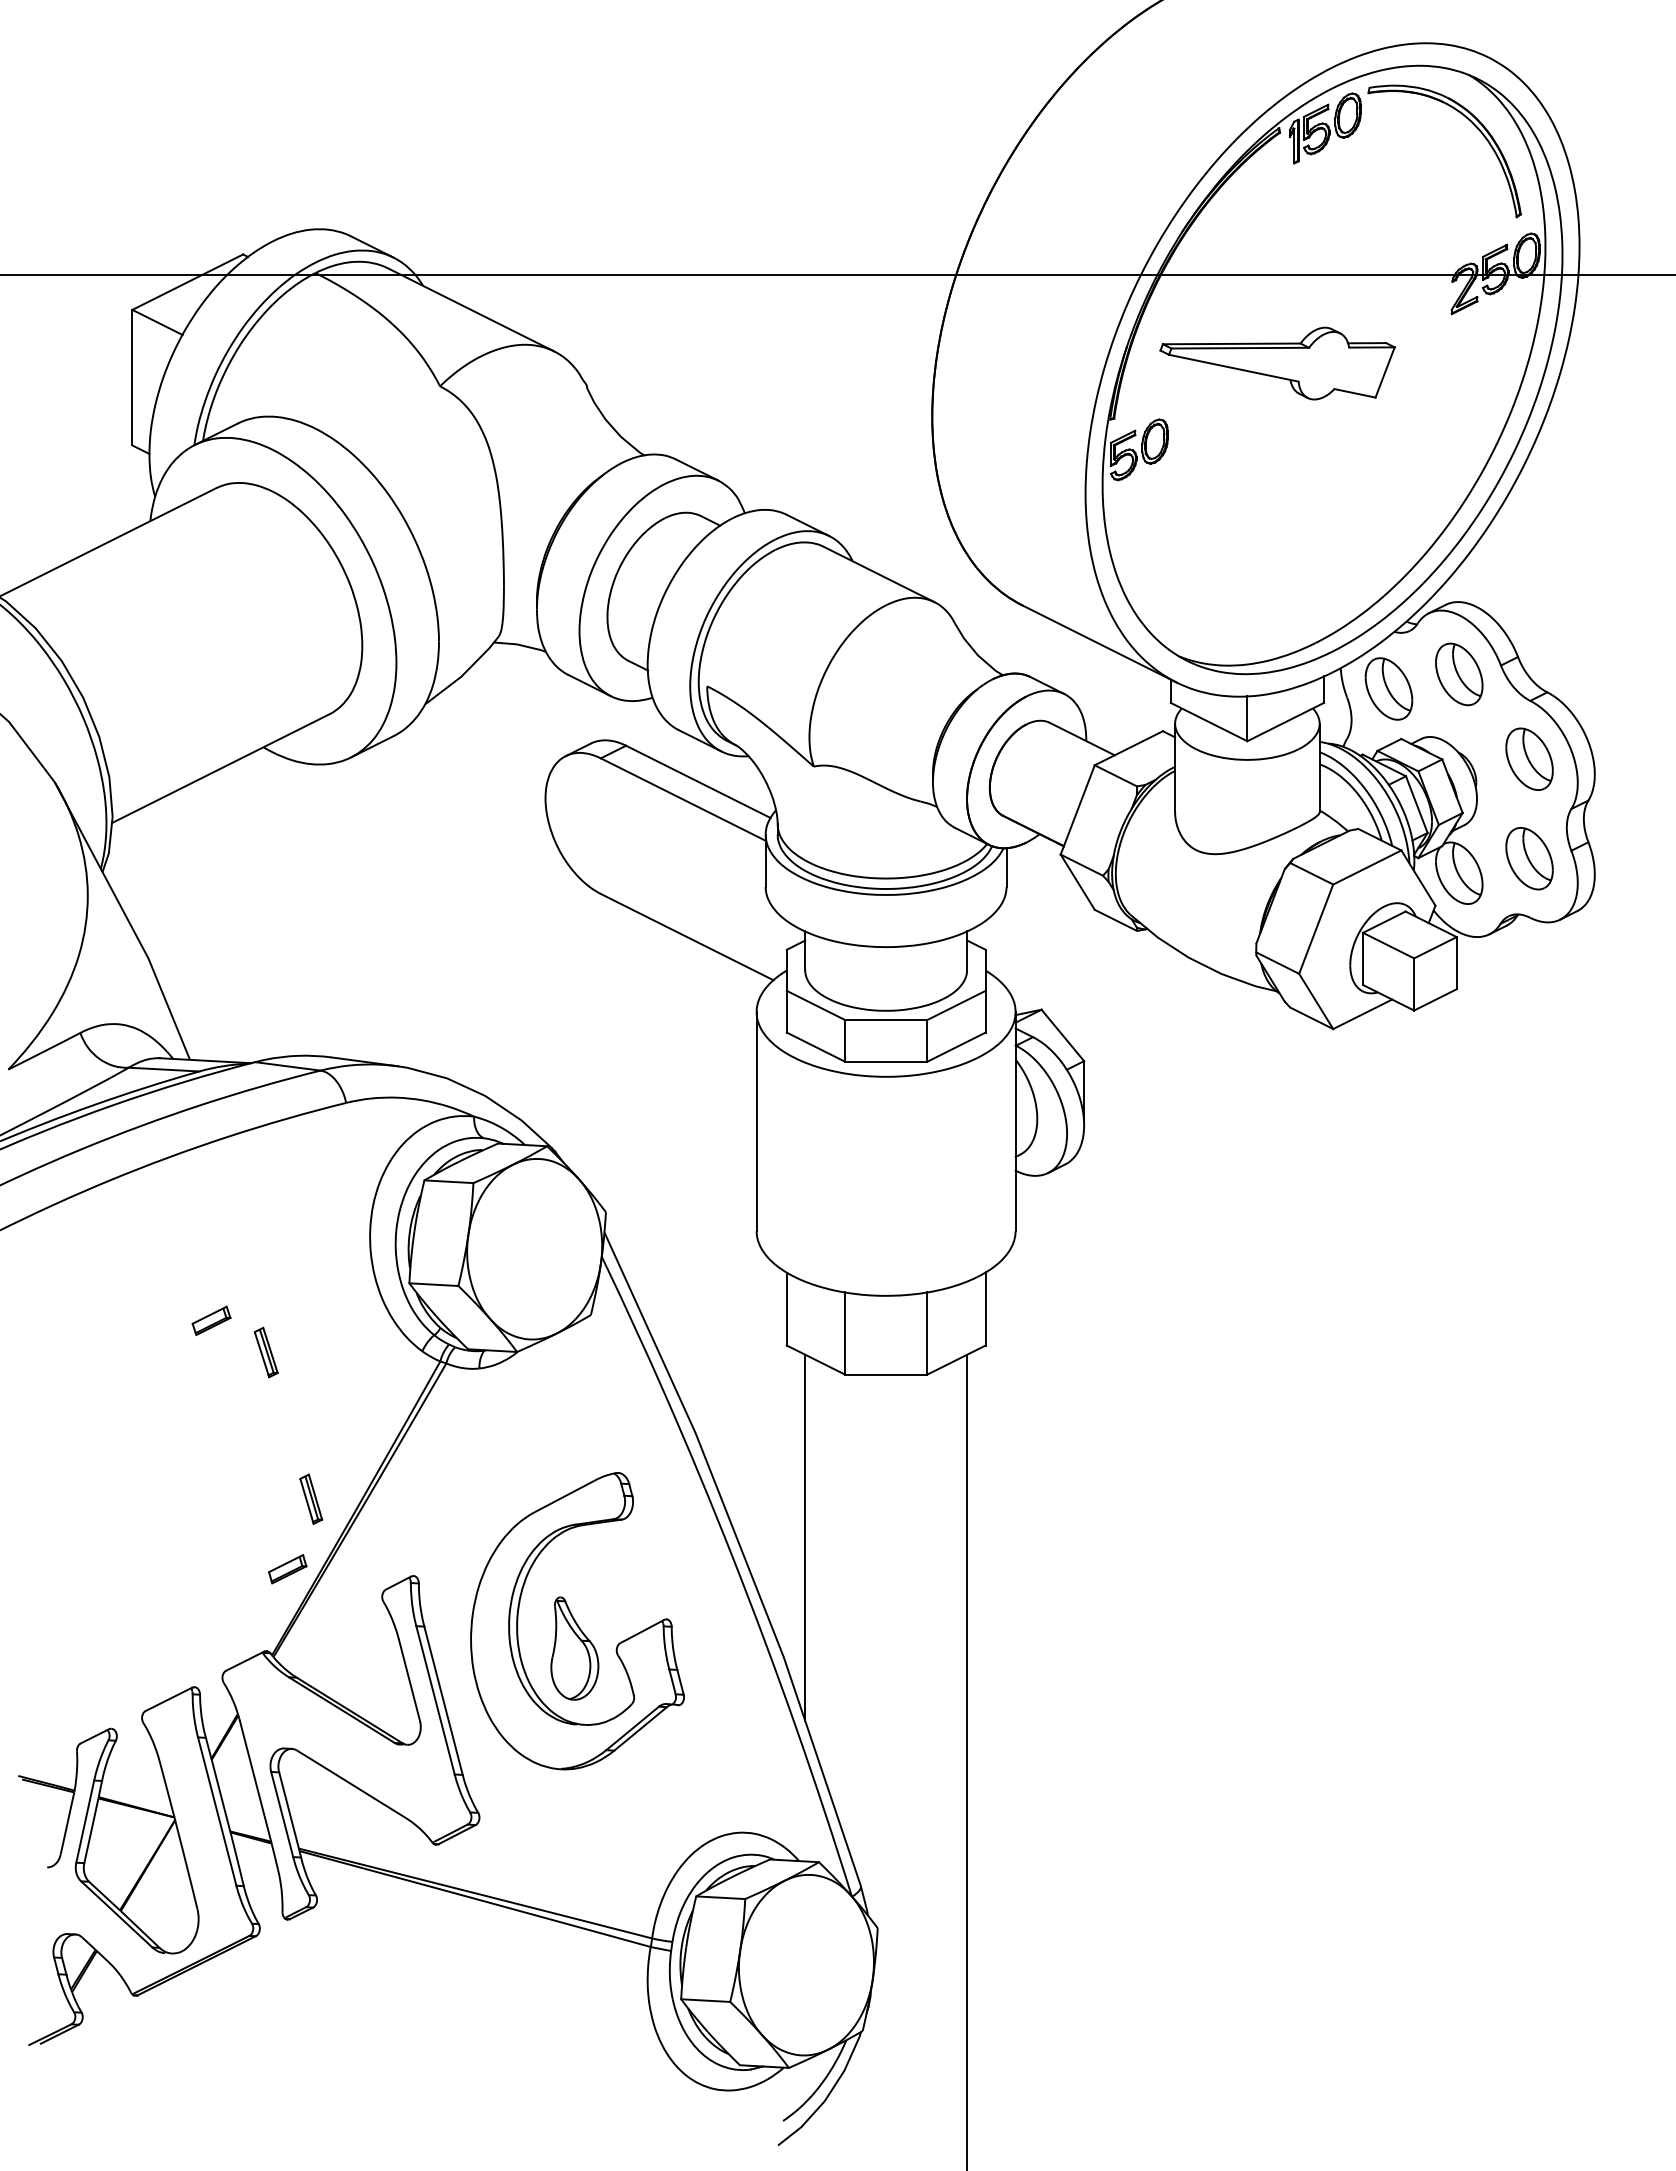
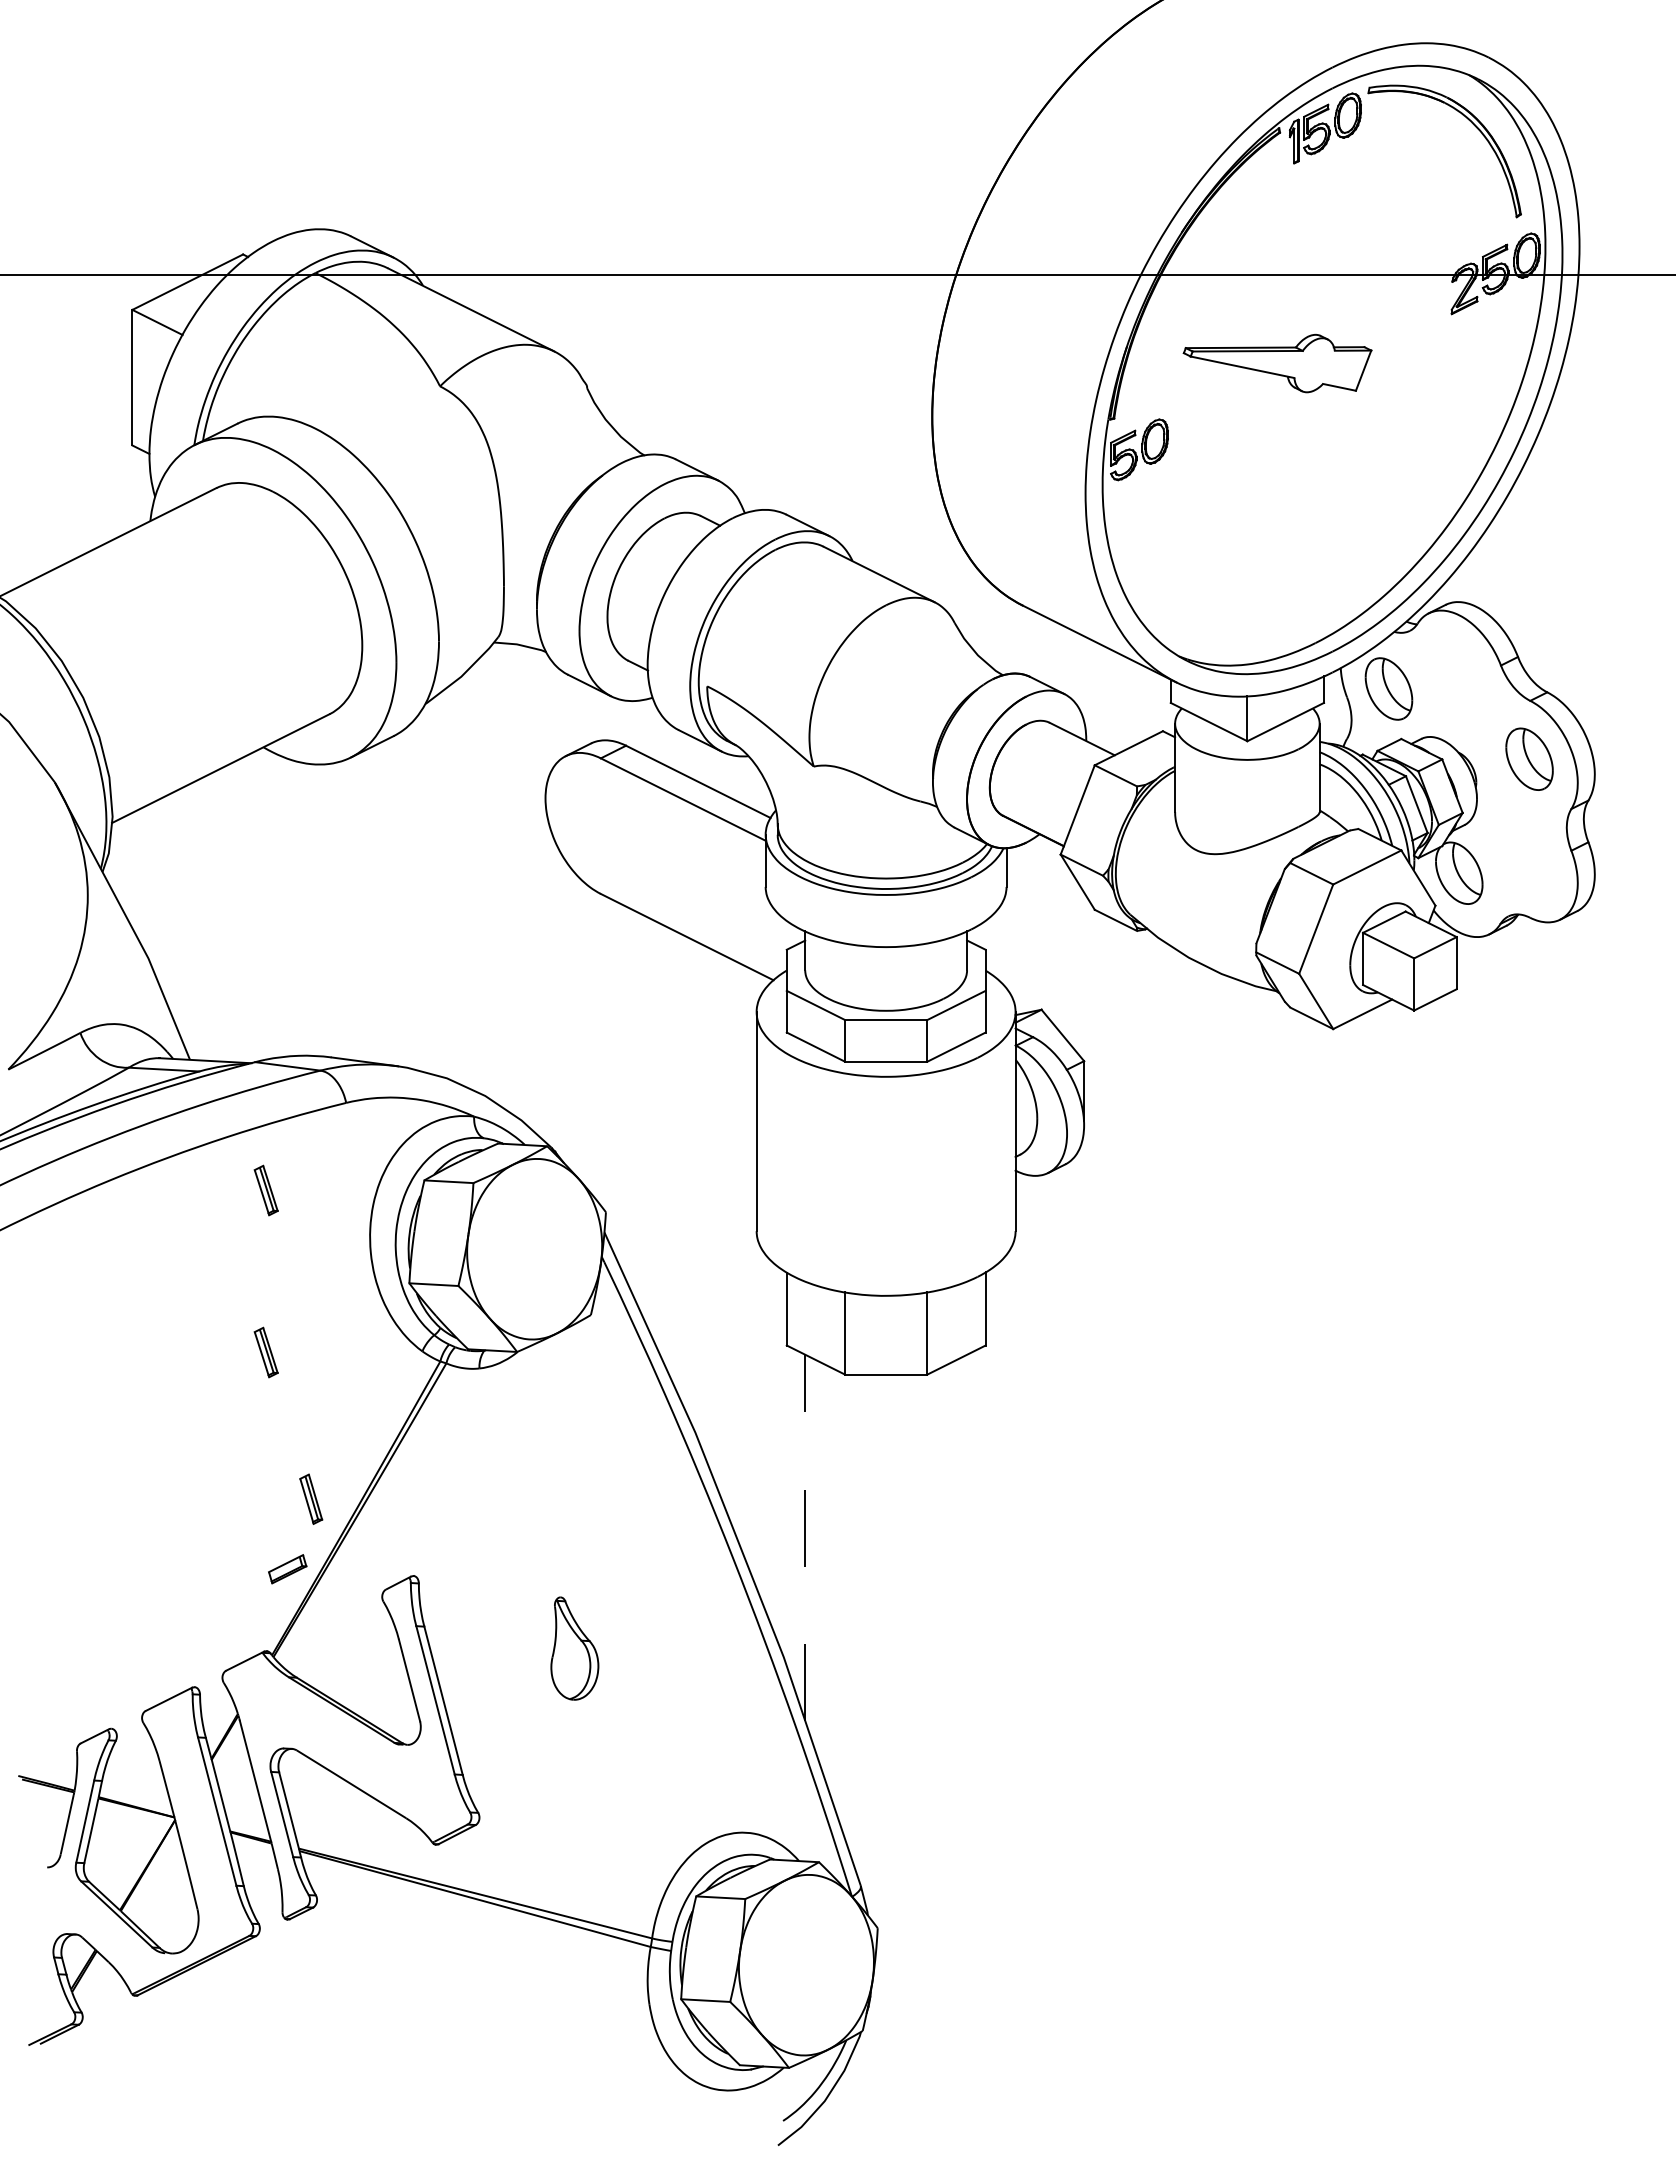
part size: 237x75 px -> 191x61 px (1277, 363)
part: present -> none (1459, 674)
part: present -> none (1529, 858)
part: none -> present (265, 1190)
part: present -> none (211, 1320)
line: solid -> dashed (805, 1537)
part: present -> none (617, 1644)
line: present -> none (967, 1760)
